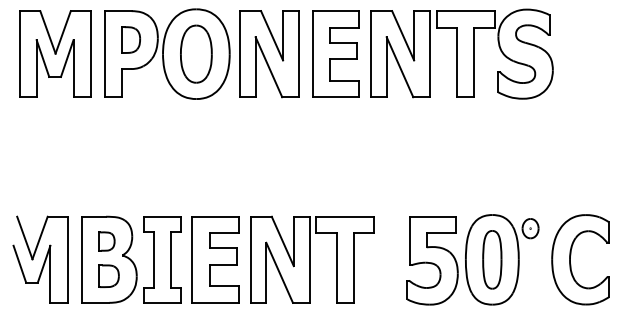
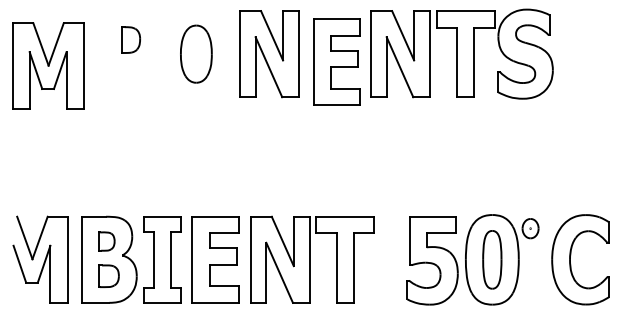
part position: (55, 53) -> (48, 65) (48, 65)
part: present -> none (167, 53)
part position: (335, 53) -> (336, 61) (336, 61)
